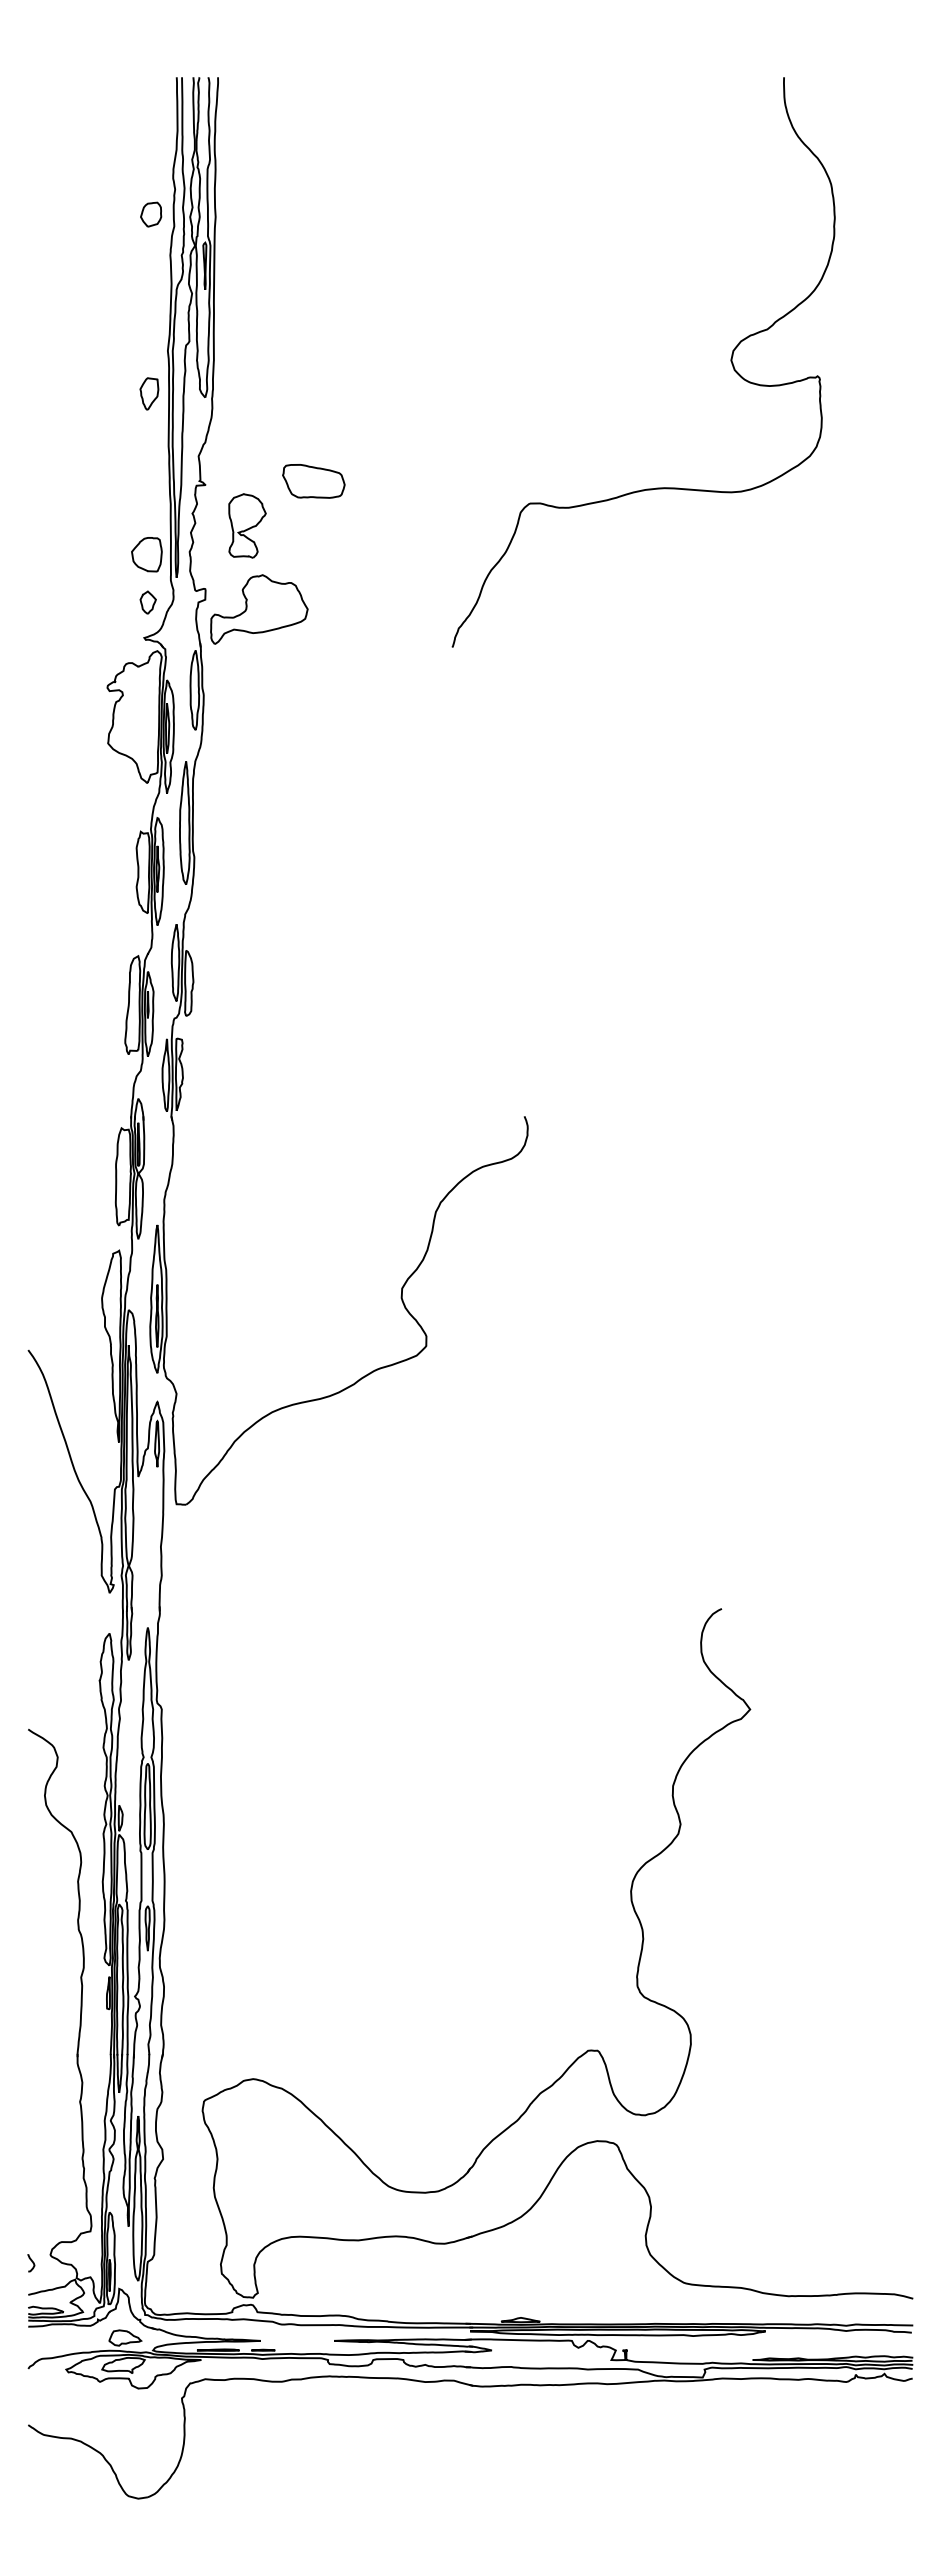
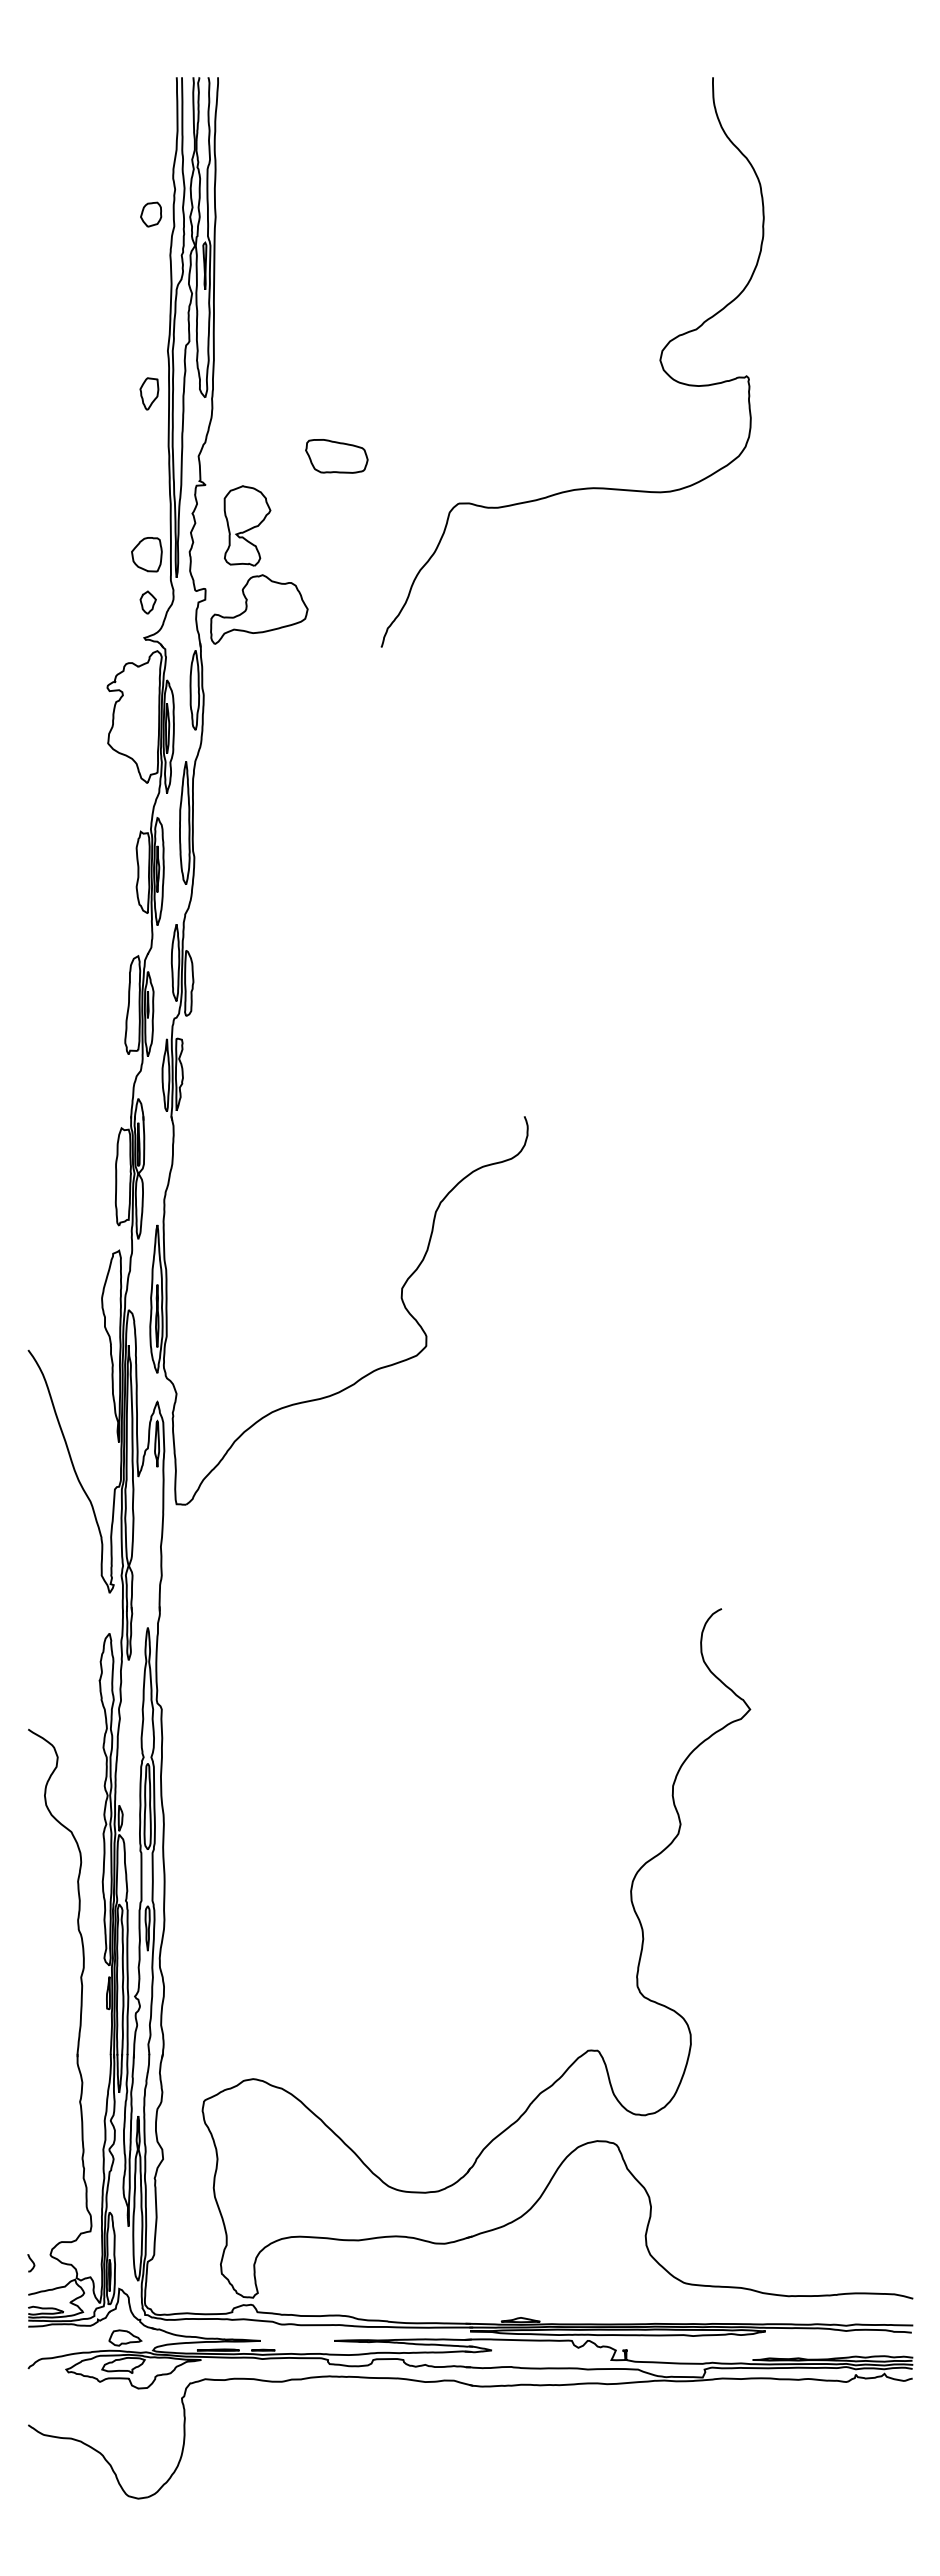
curve position: (730, 361) -> (659, 361) (659, 361)
part position: (313, 481) -> (336, 456) (336, 456)
part size: 39x66 px -> 49x82 px (247, 525)
